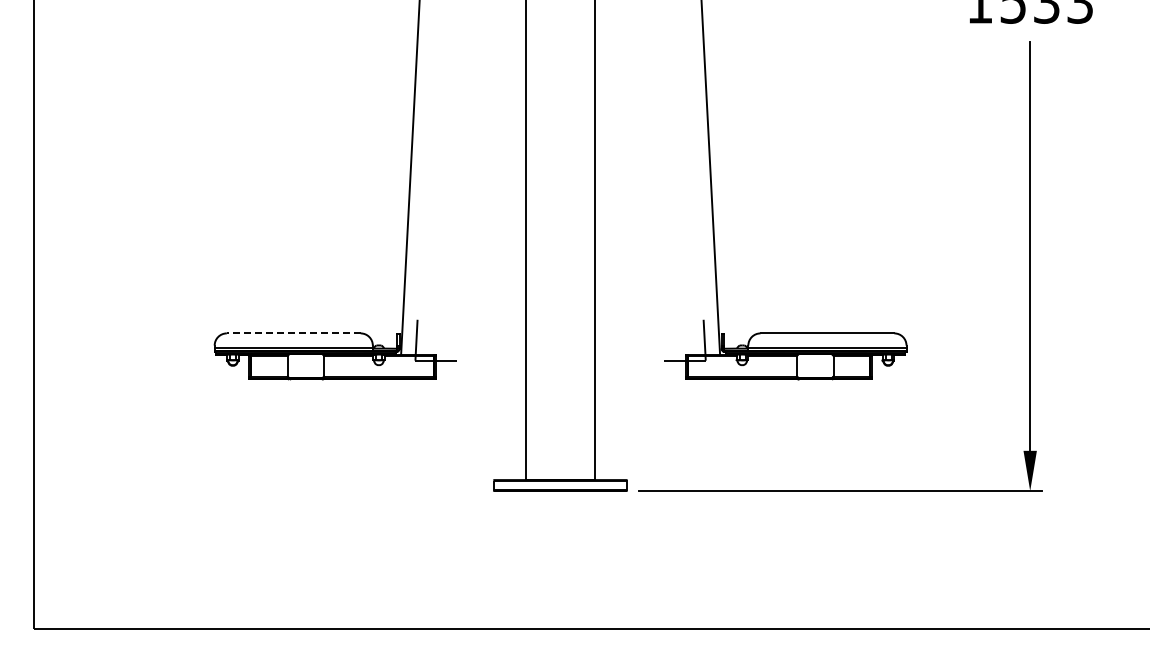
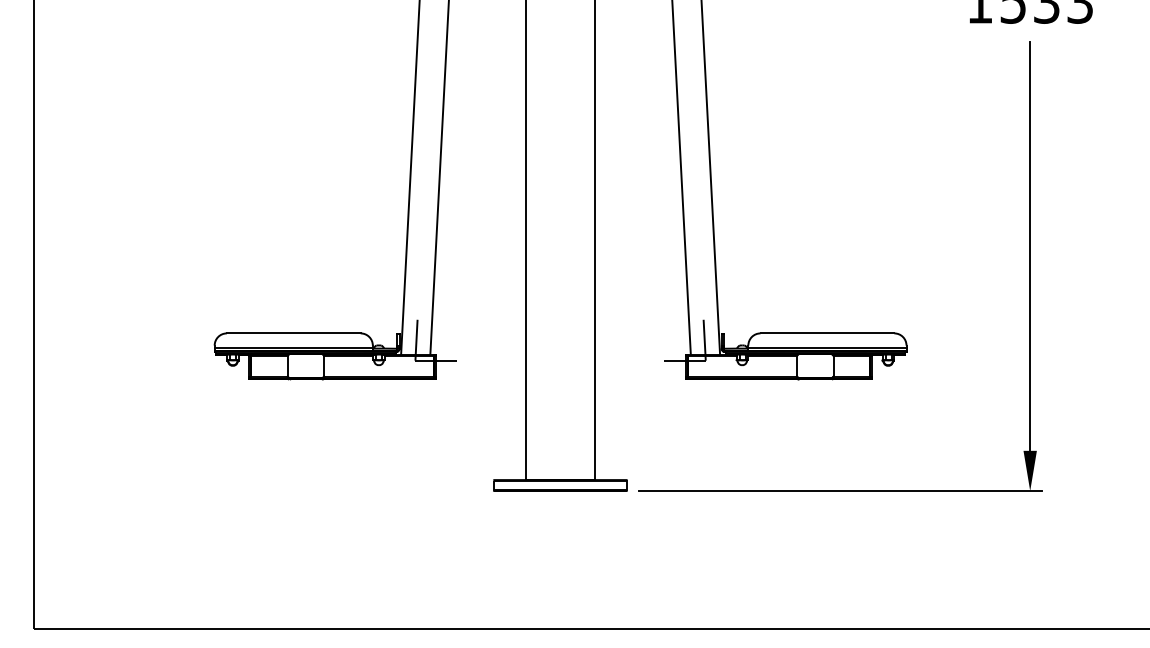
line: none -> present (439, 178)
line: none -> present (681, 178)
line: dashed -> solid (293, 333)
